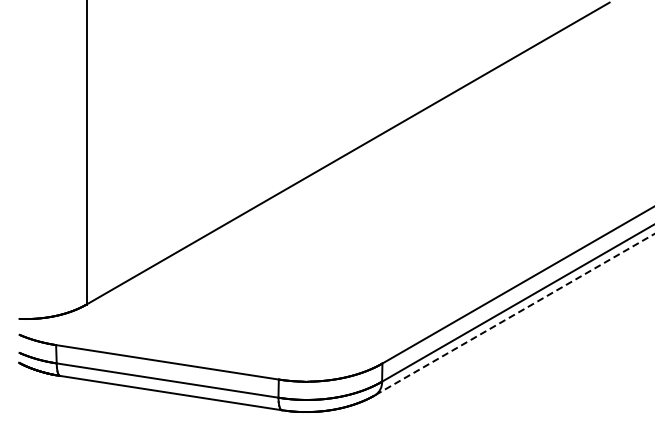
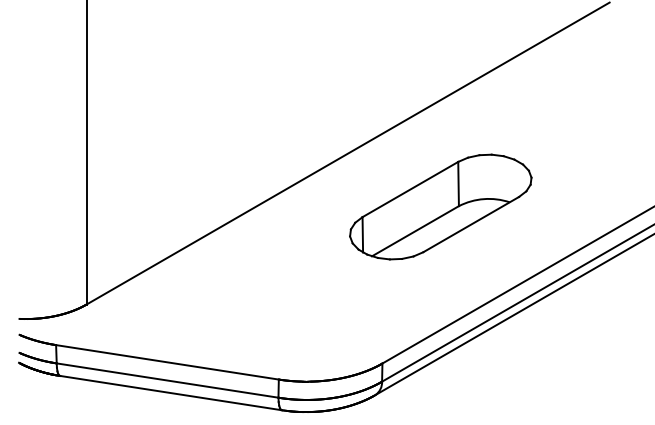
part: none -> present (440, 206)
line: dashed -> solid (515, 314)
